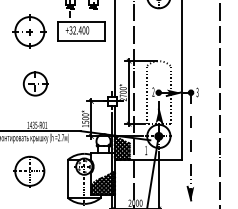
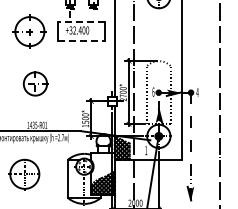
line: solid -> dashed (80, 22)
line: solid -> dashed (81, 40)
text: 2 -> 6 (153, 91)
text: 3 -> 4 (197, 92)
part position: (29, 171) -> (24, 174) (24, 174)
